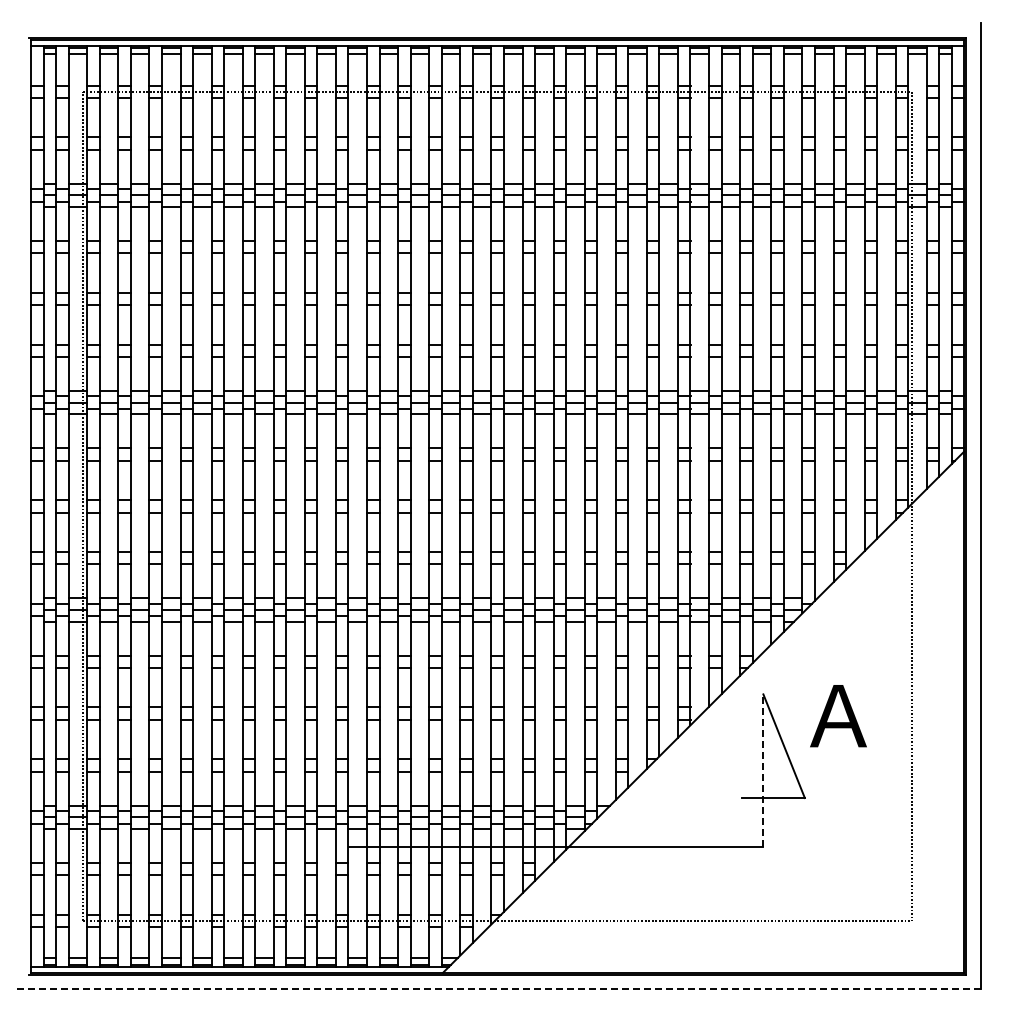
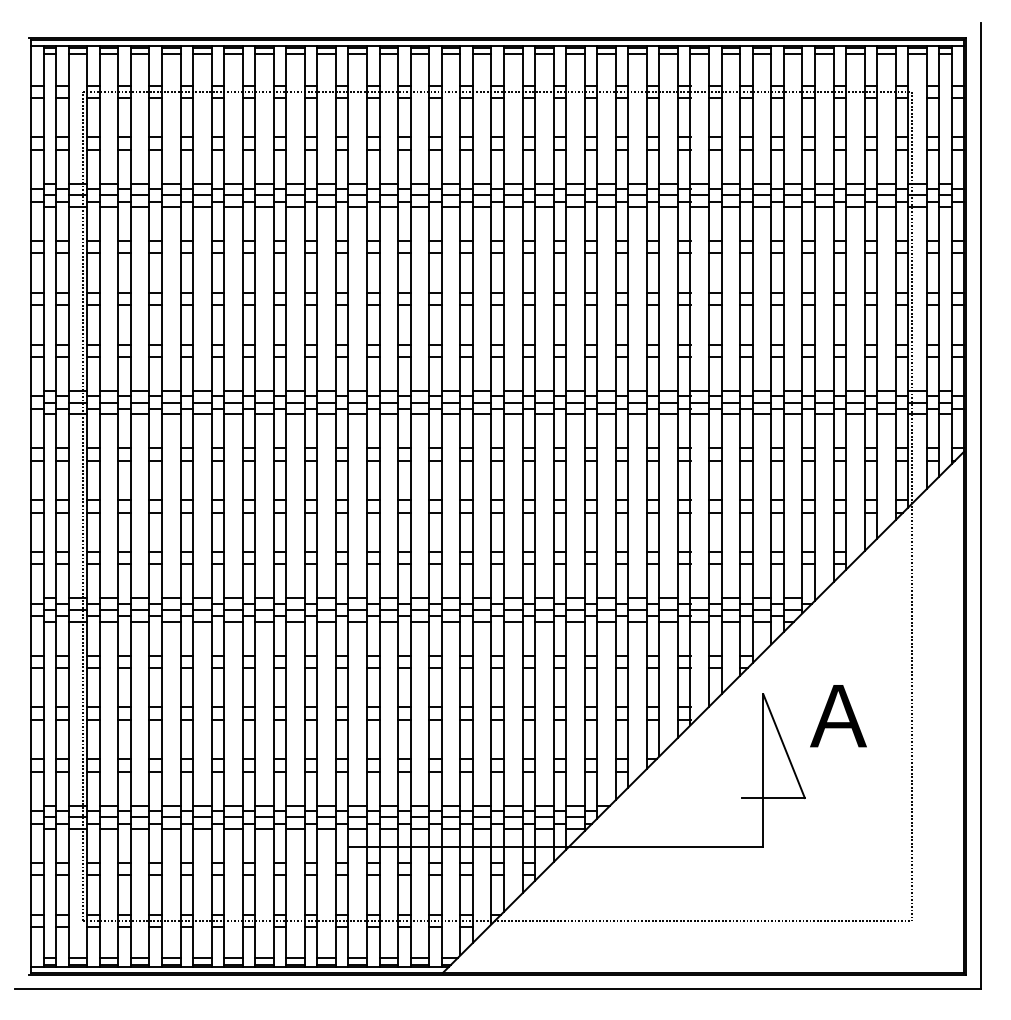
line: dashed -> solid (763, 770)
line: dashed -> solid (497, 989)
